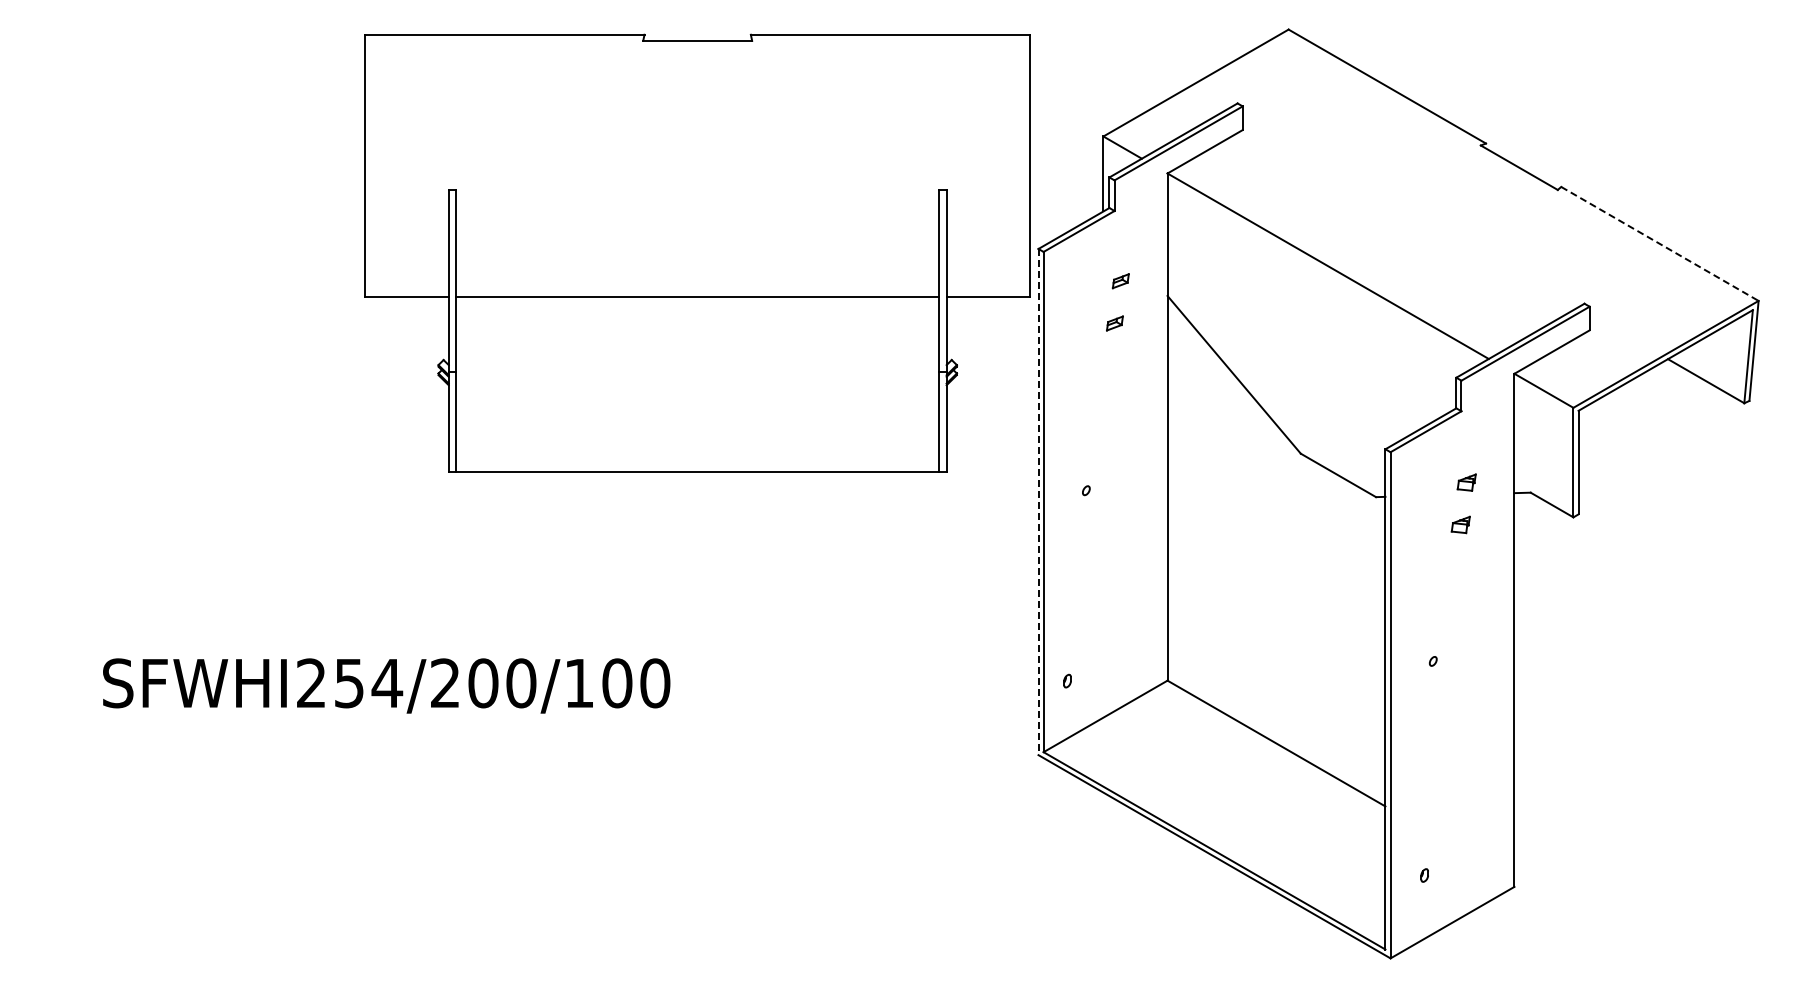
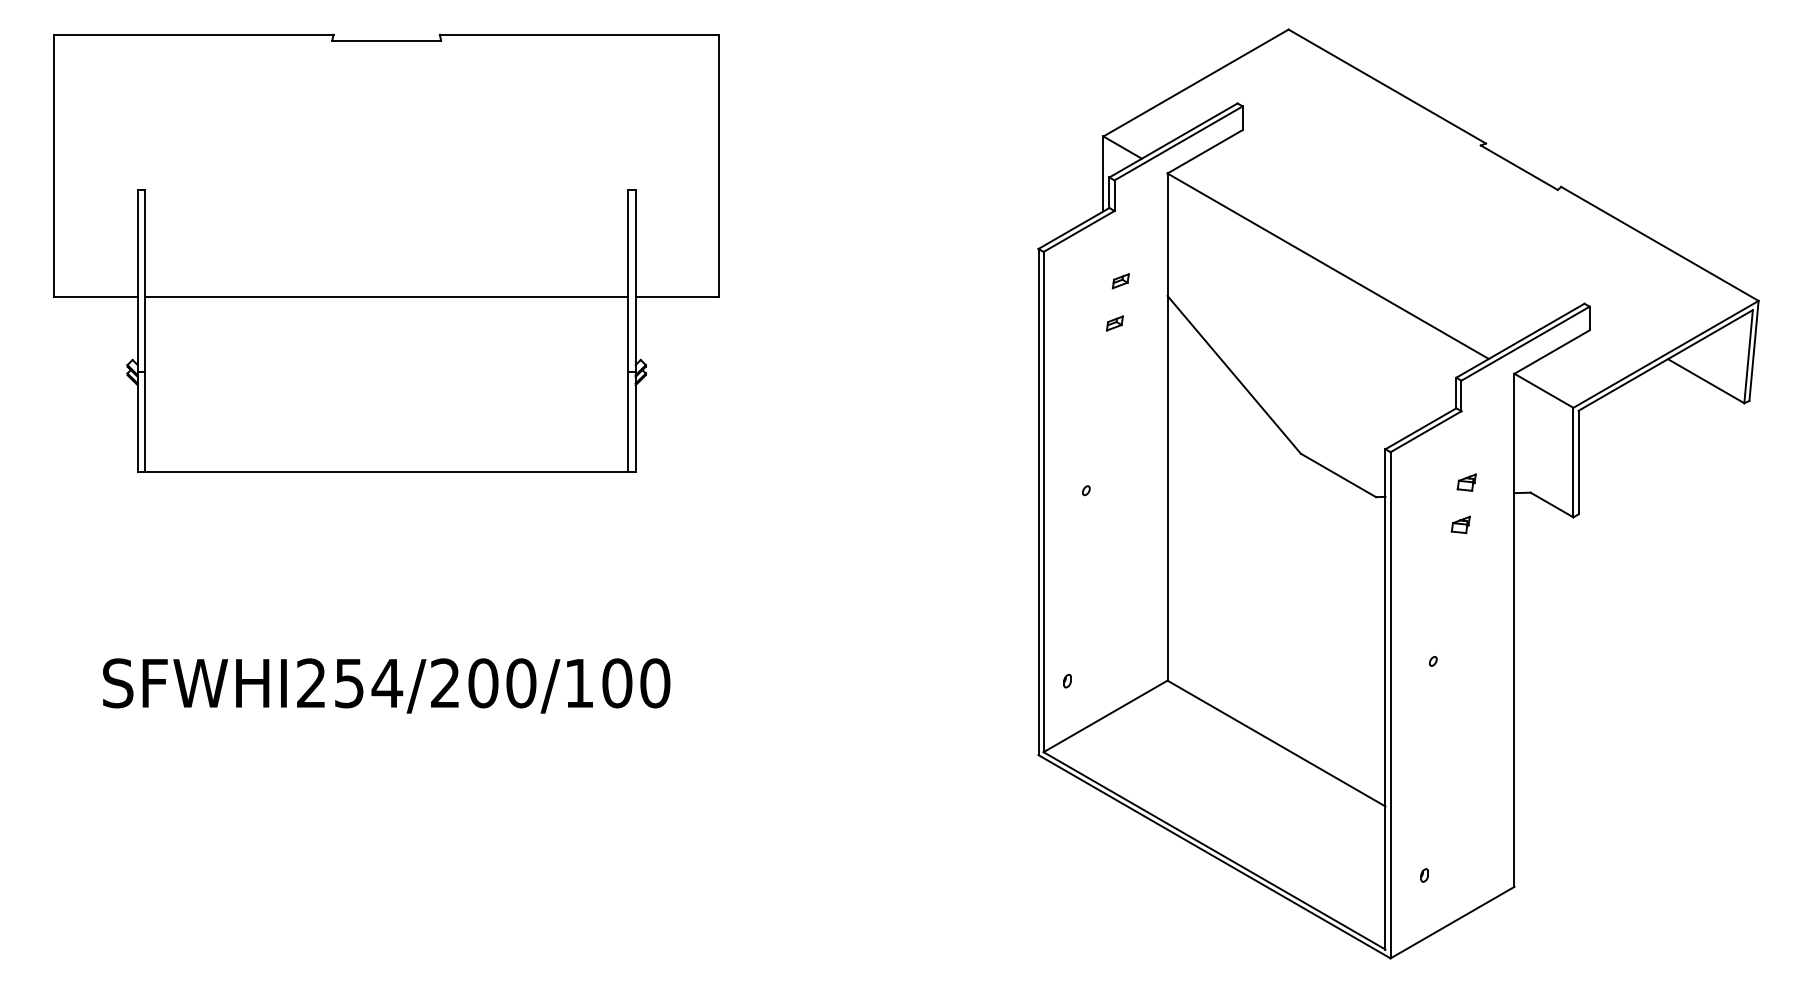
line: dashed -> solid (1659, 243)
part position: (697, 252) -> (386, 252) (386, 252)
line: dashed -> solid (1038, 502)
